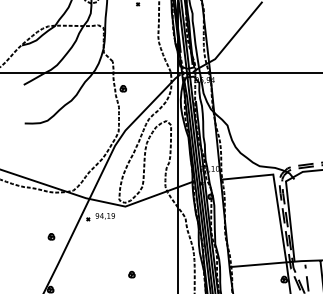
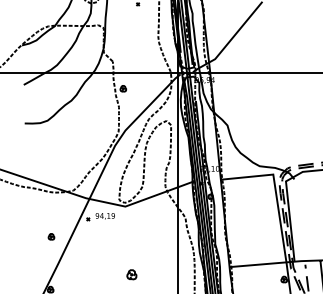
part size: 8x9 px -> 12x12 px (131, 274)
